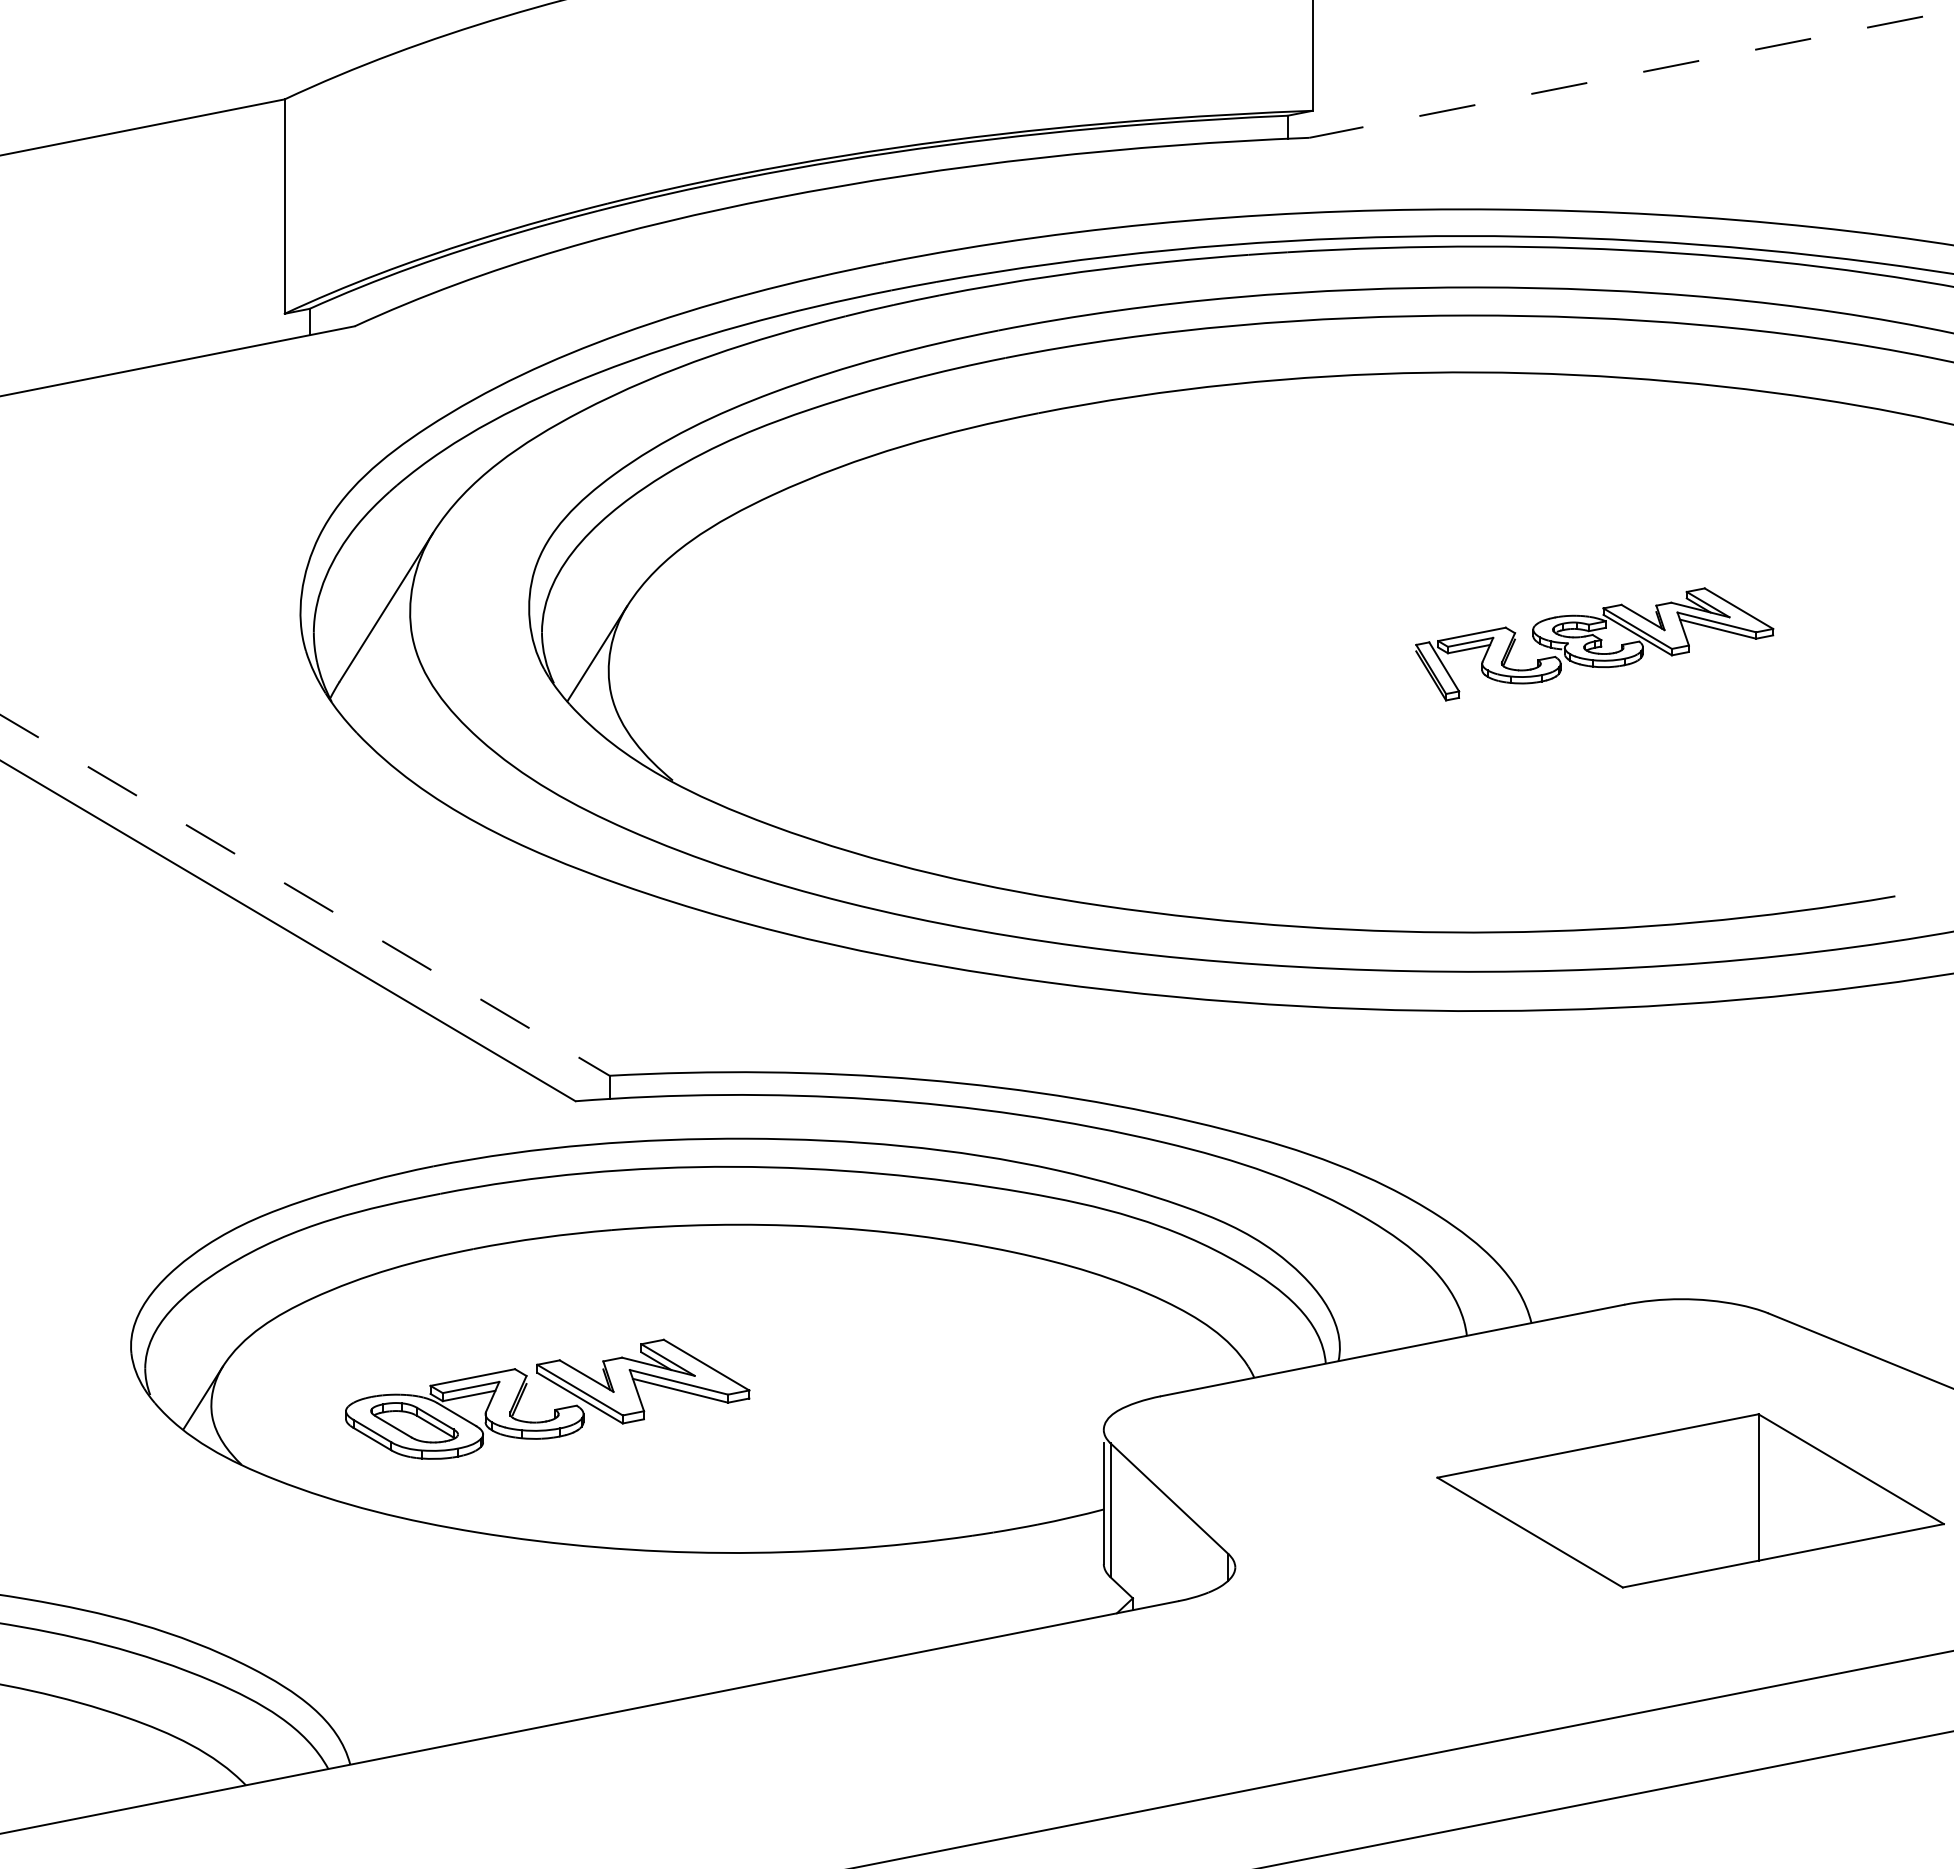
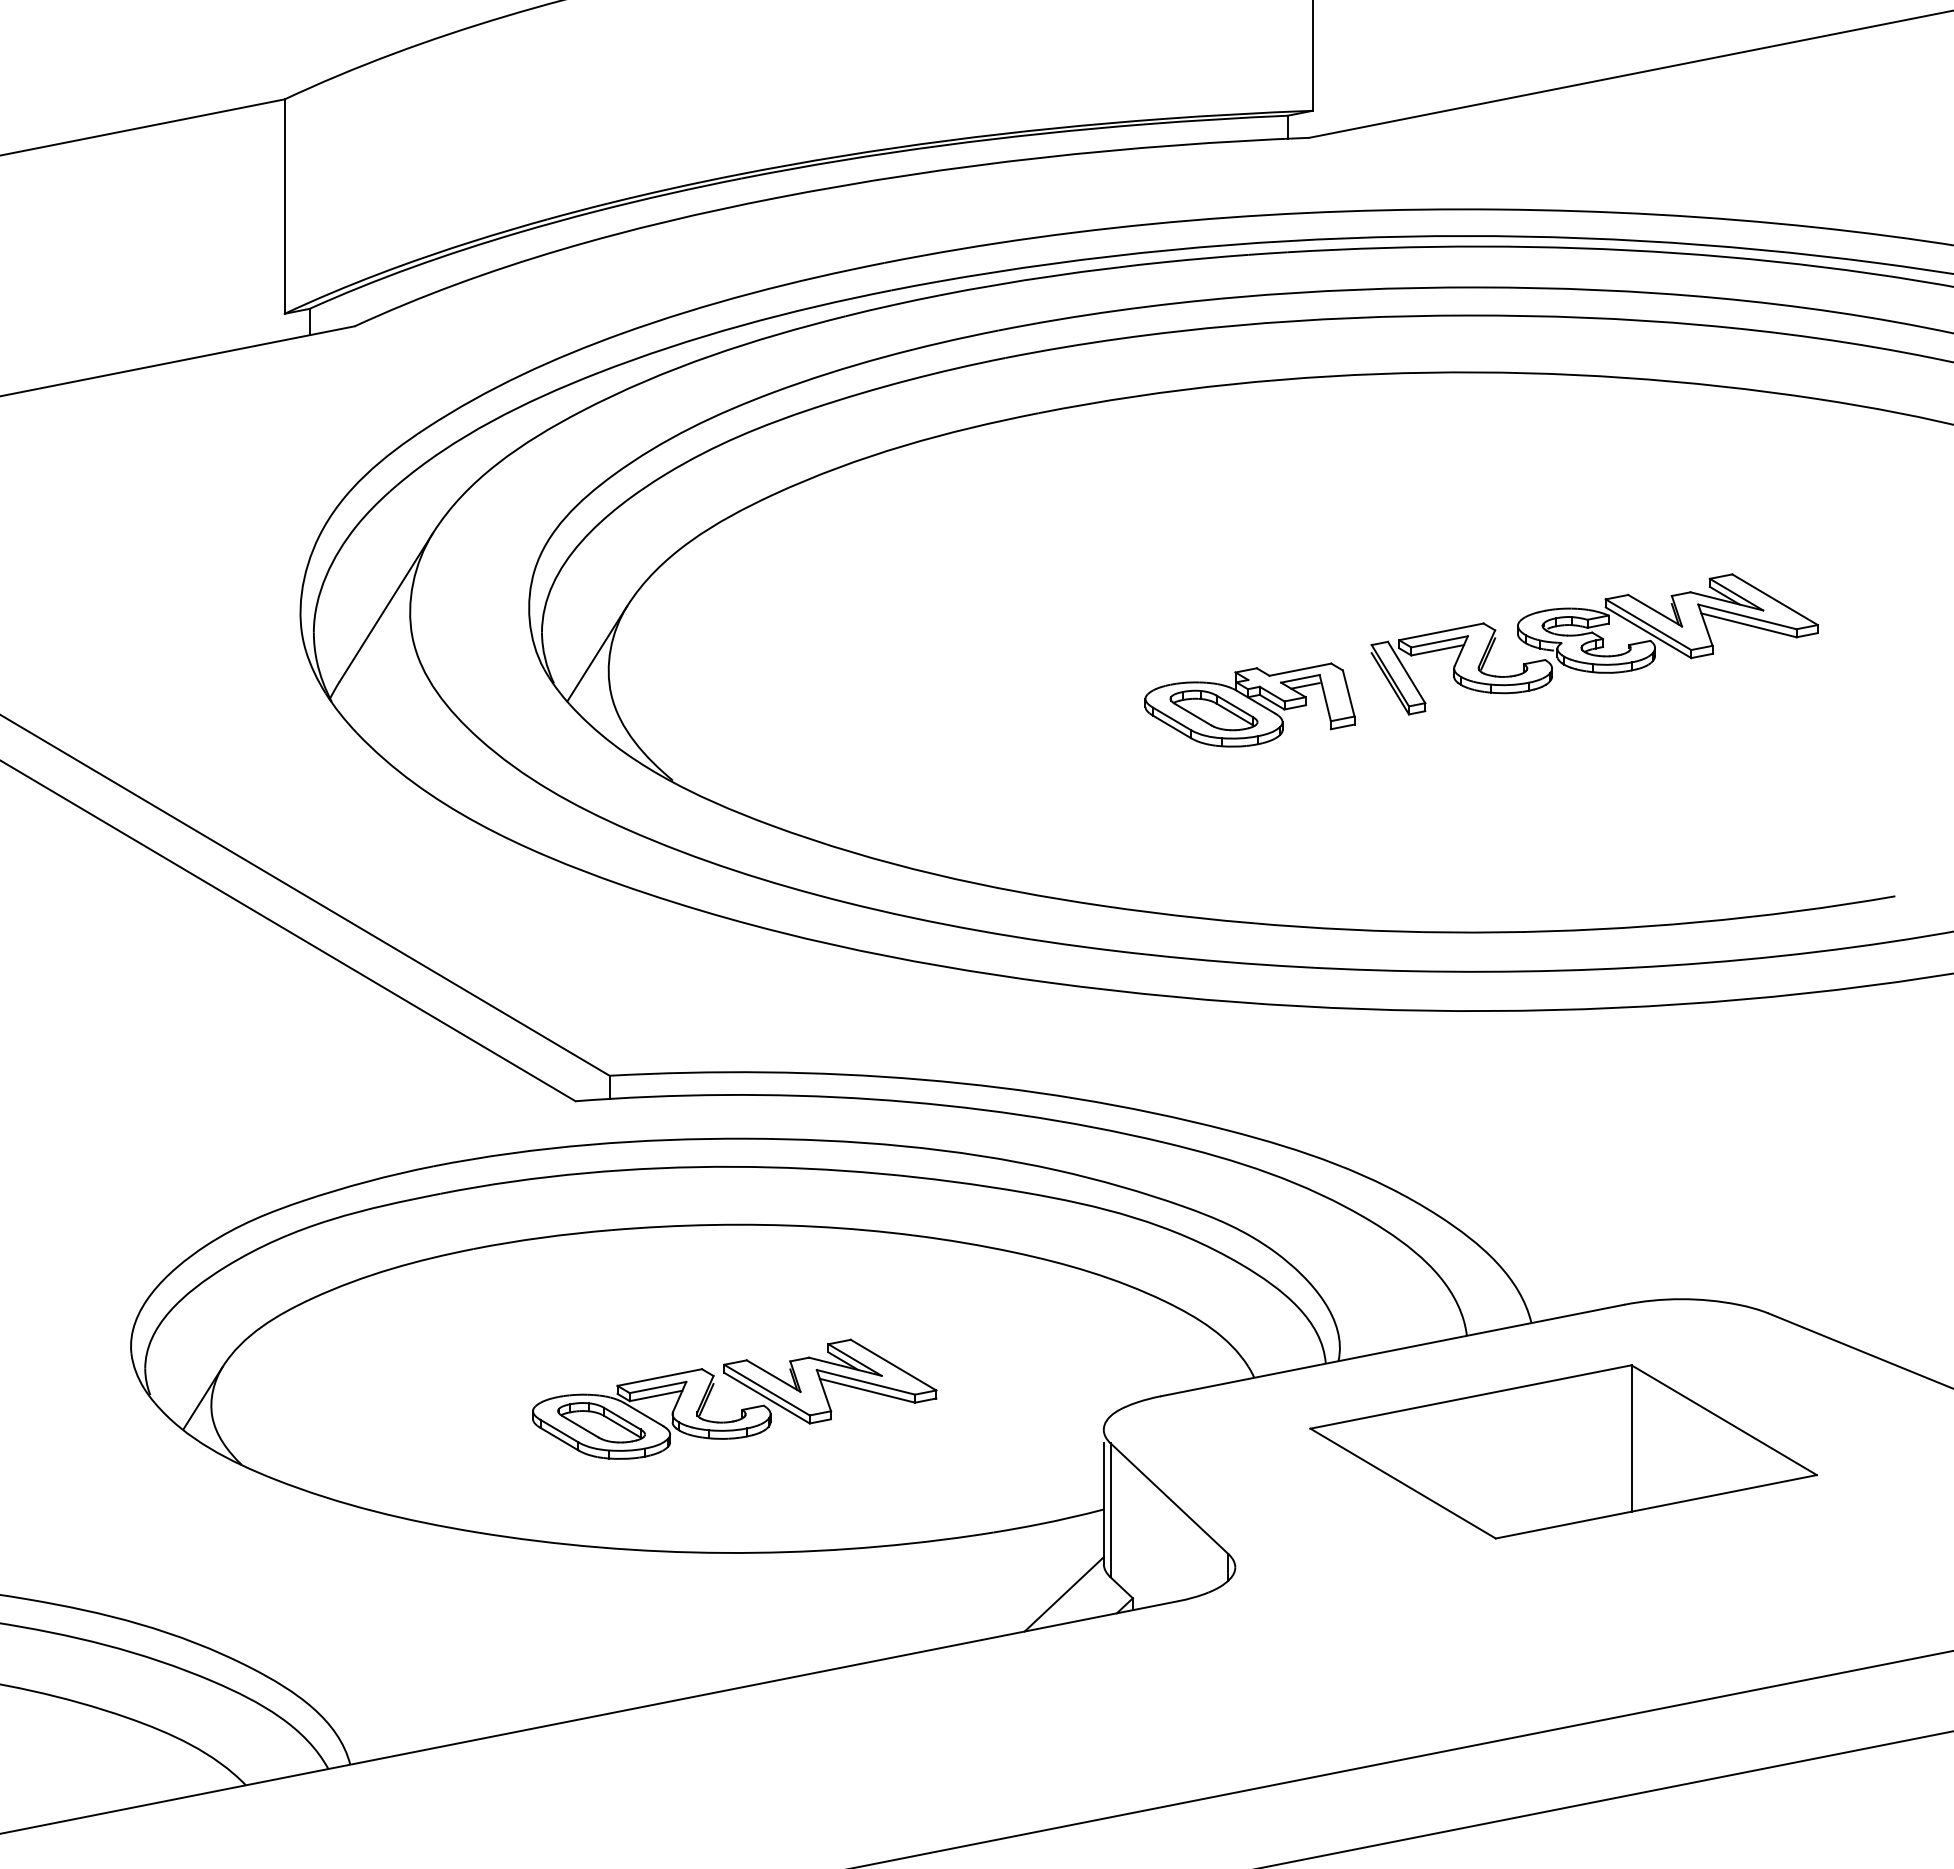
line: dashed -> solid (1630, 74)
part size: 360x115 px -> 449x143 px (1594, 644)
part: none -> present (1249, 704)
line: dashed -> solid (305, 895)
part position: (554, 1409) -> (741, 1409) (741, 1409)
part position: (1690, 1500) -> (1563, 1451) (1563, 1451)
line: none -> present (1063, 1594)
